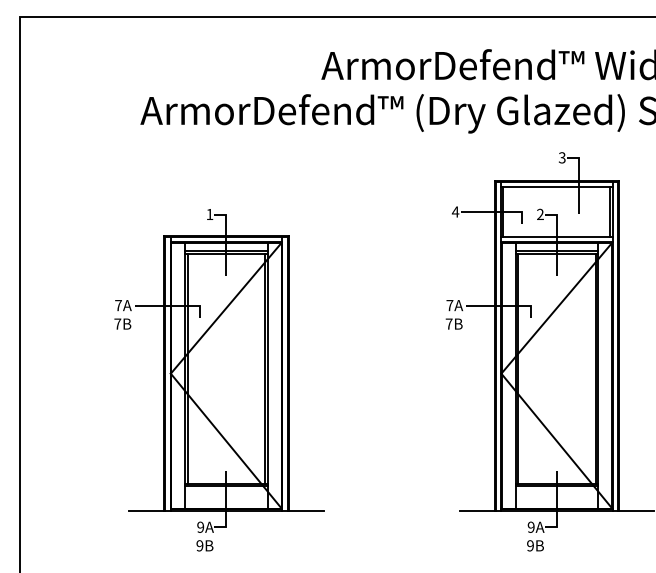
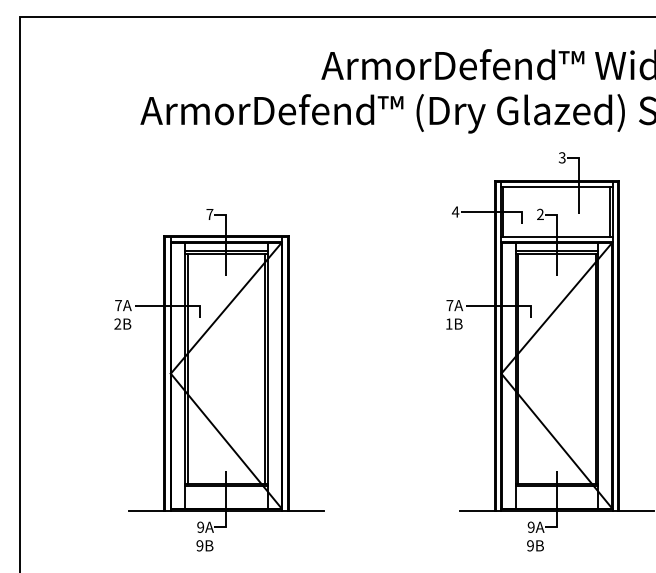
text: 1 -> 7 (209, 214)
text: 7B -> 2B (117, 323)
text: 7B -> 1B (448, 323)
